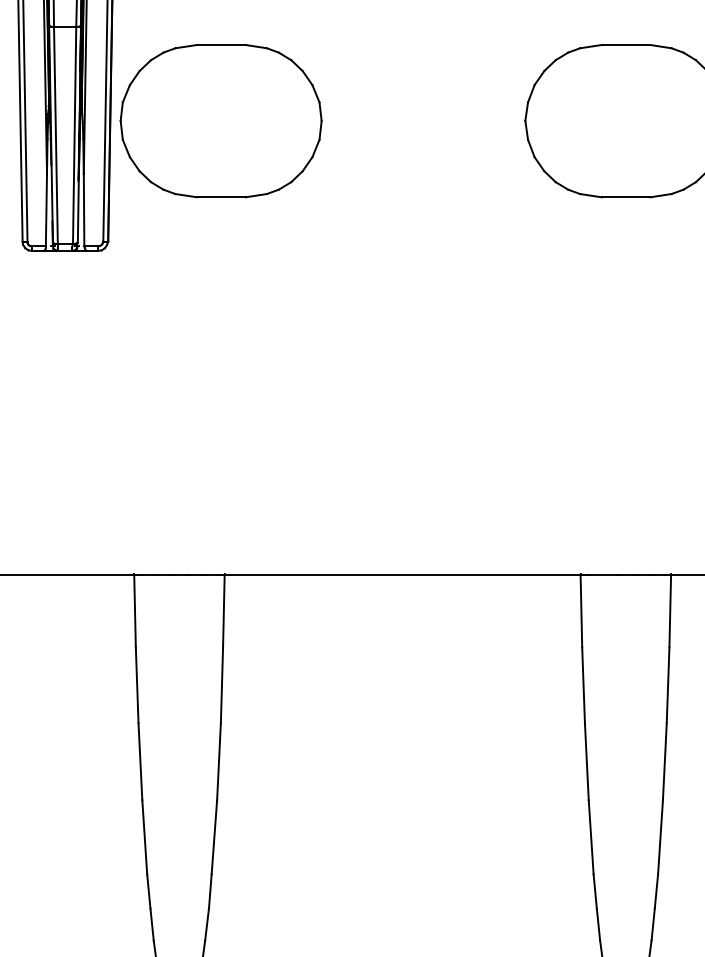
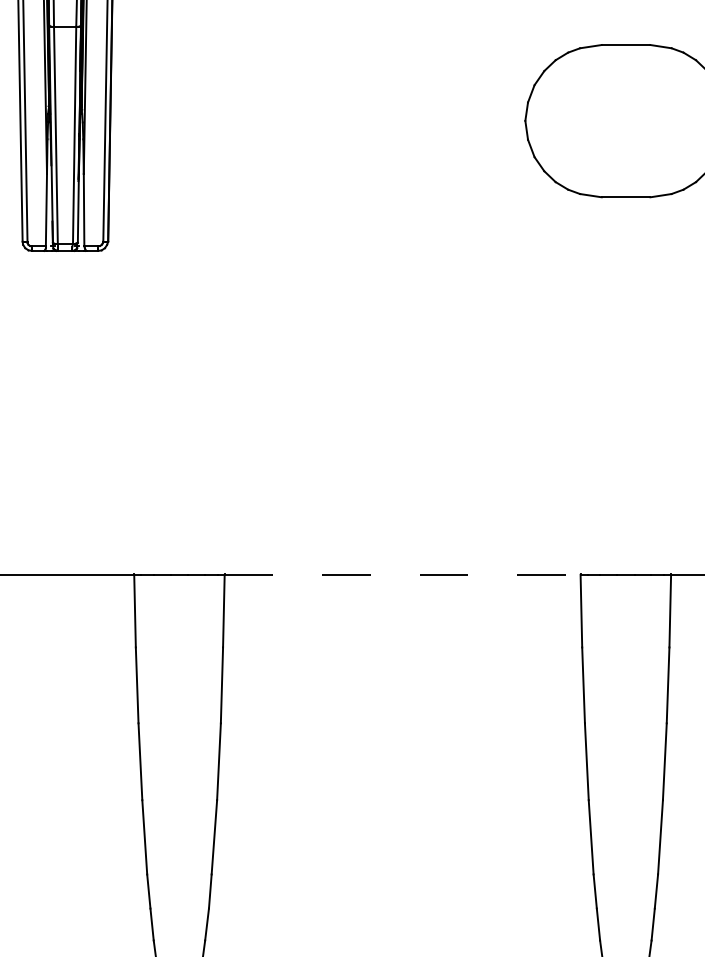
part: present -> none (220, 121)
line: solid -> dashed (402, 574)
